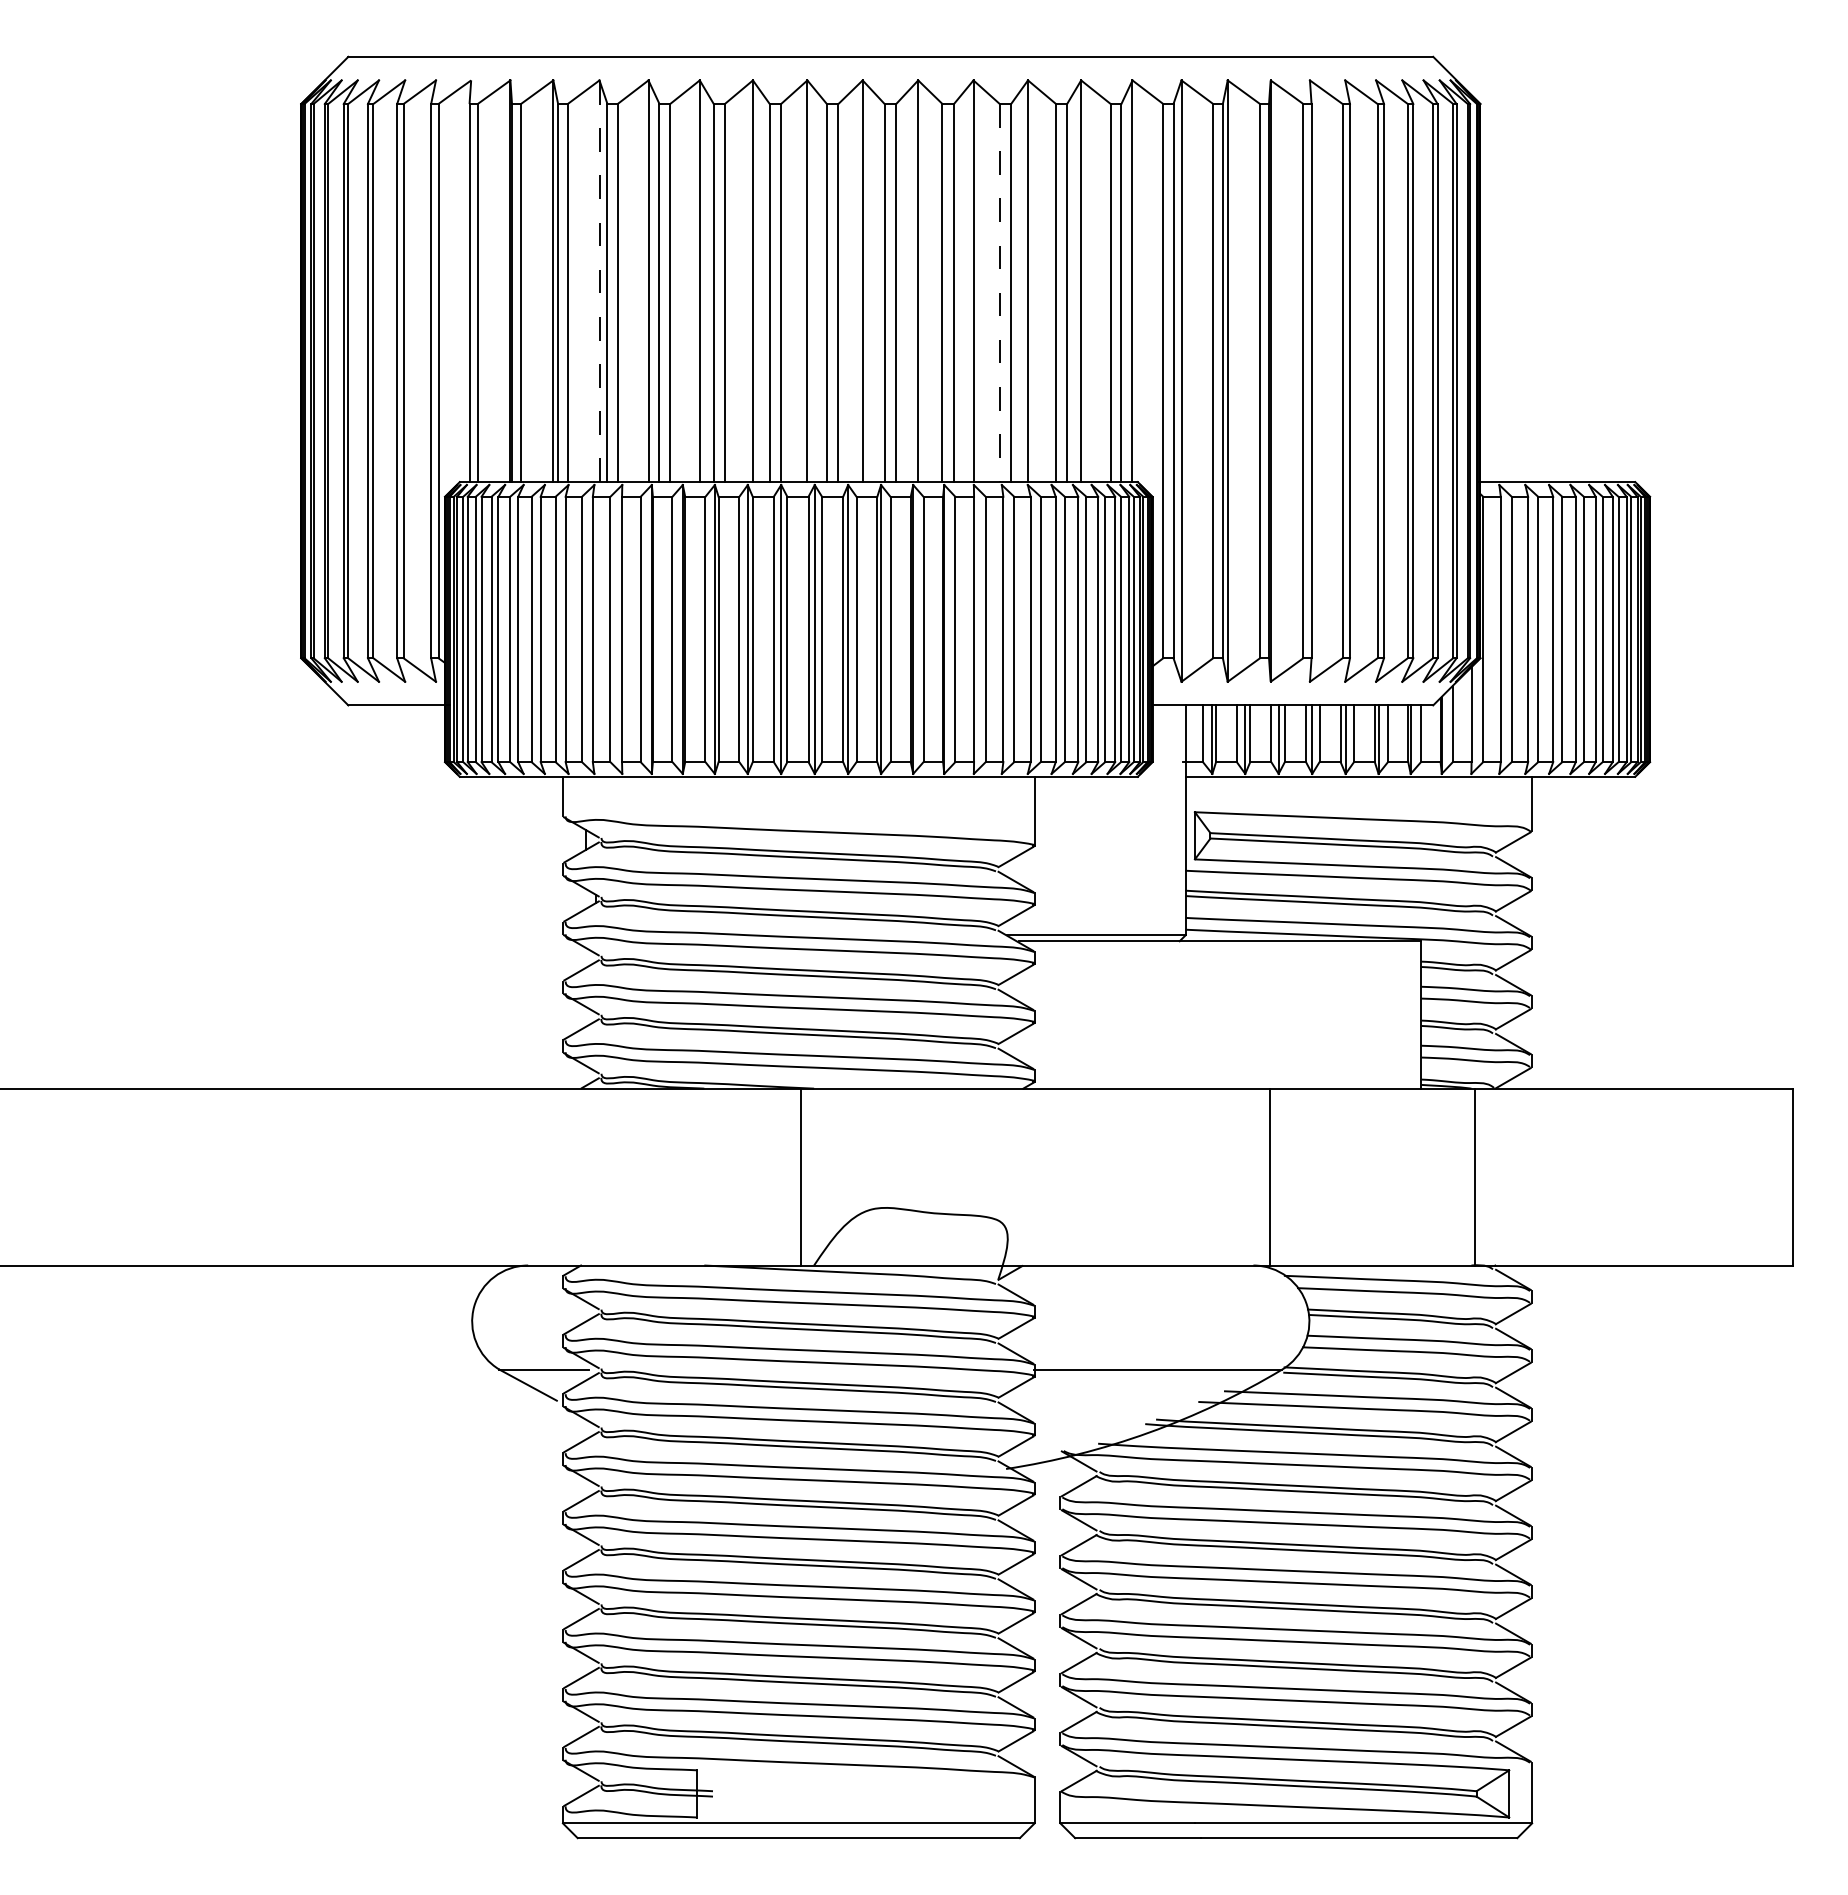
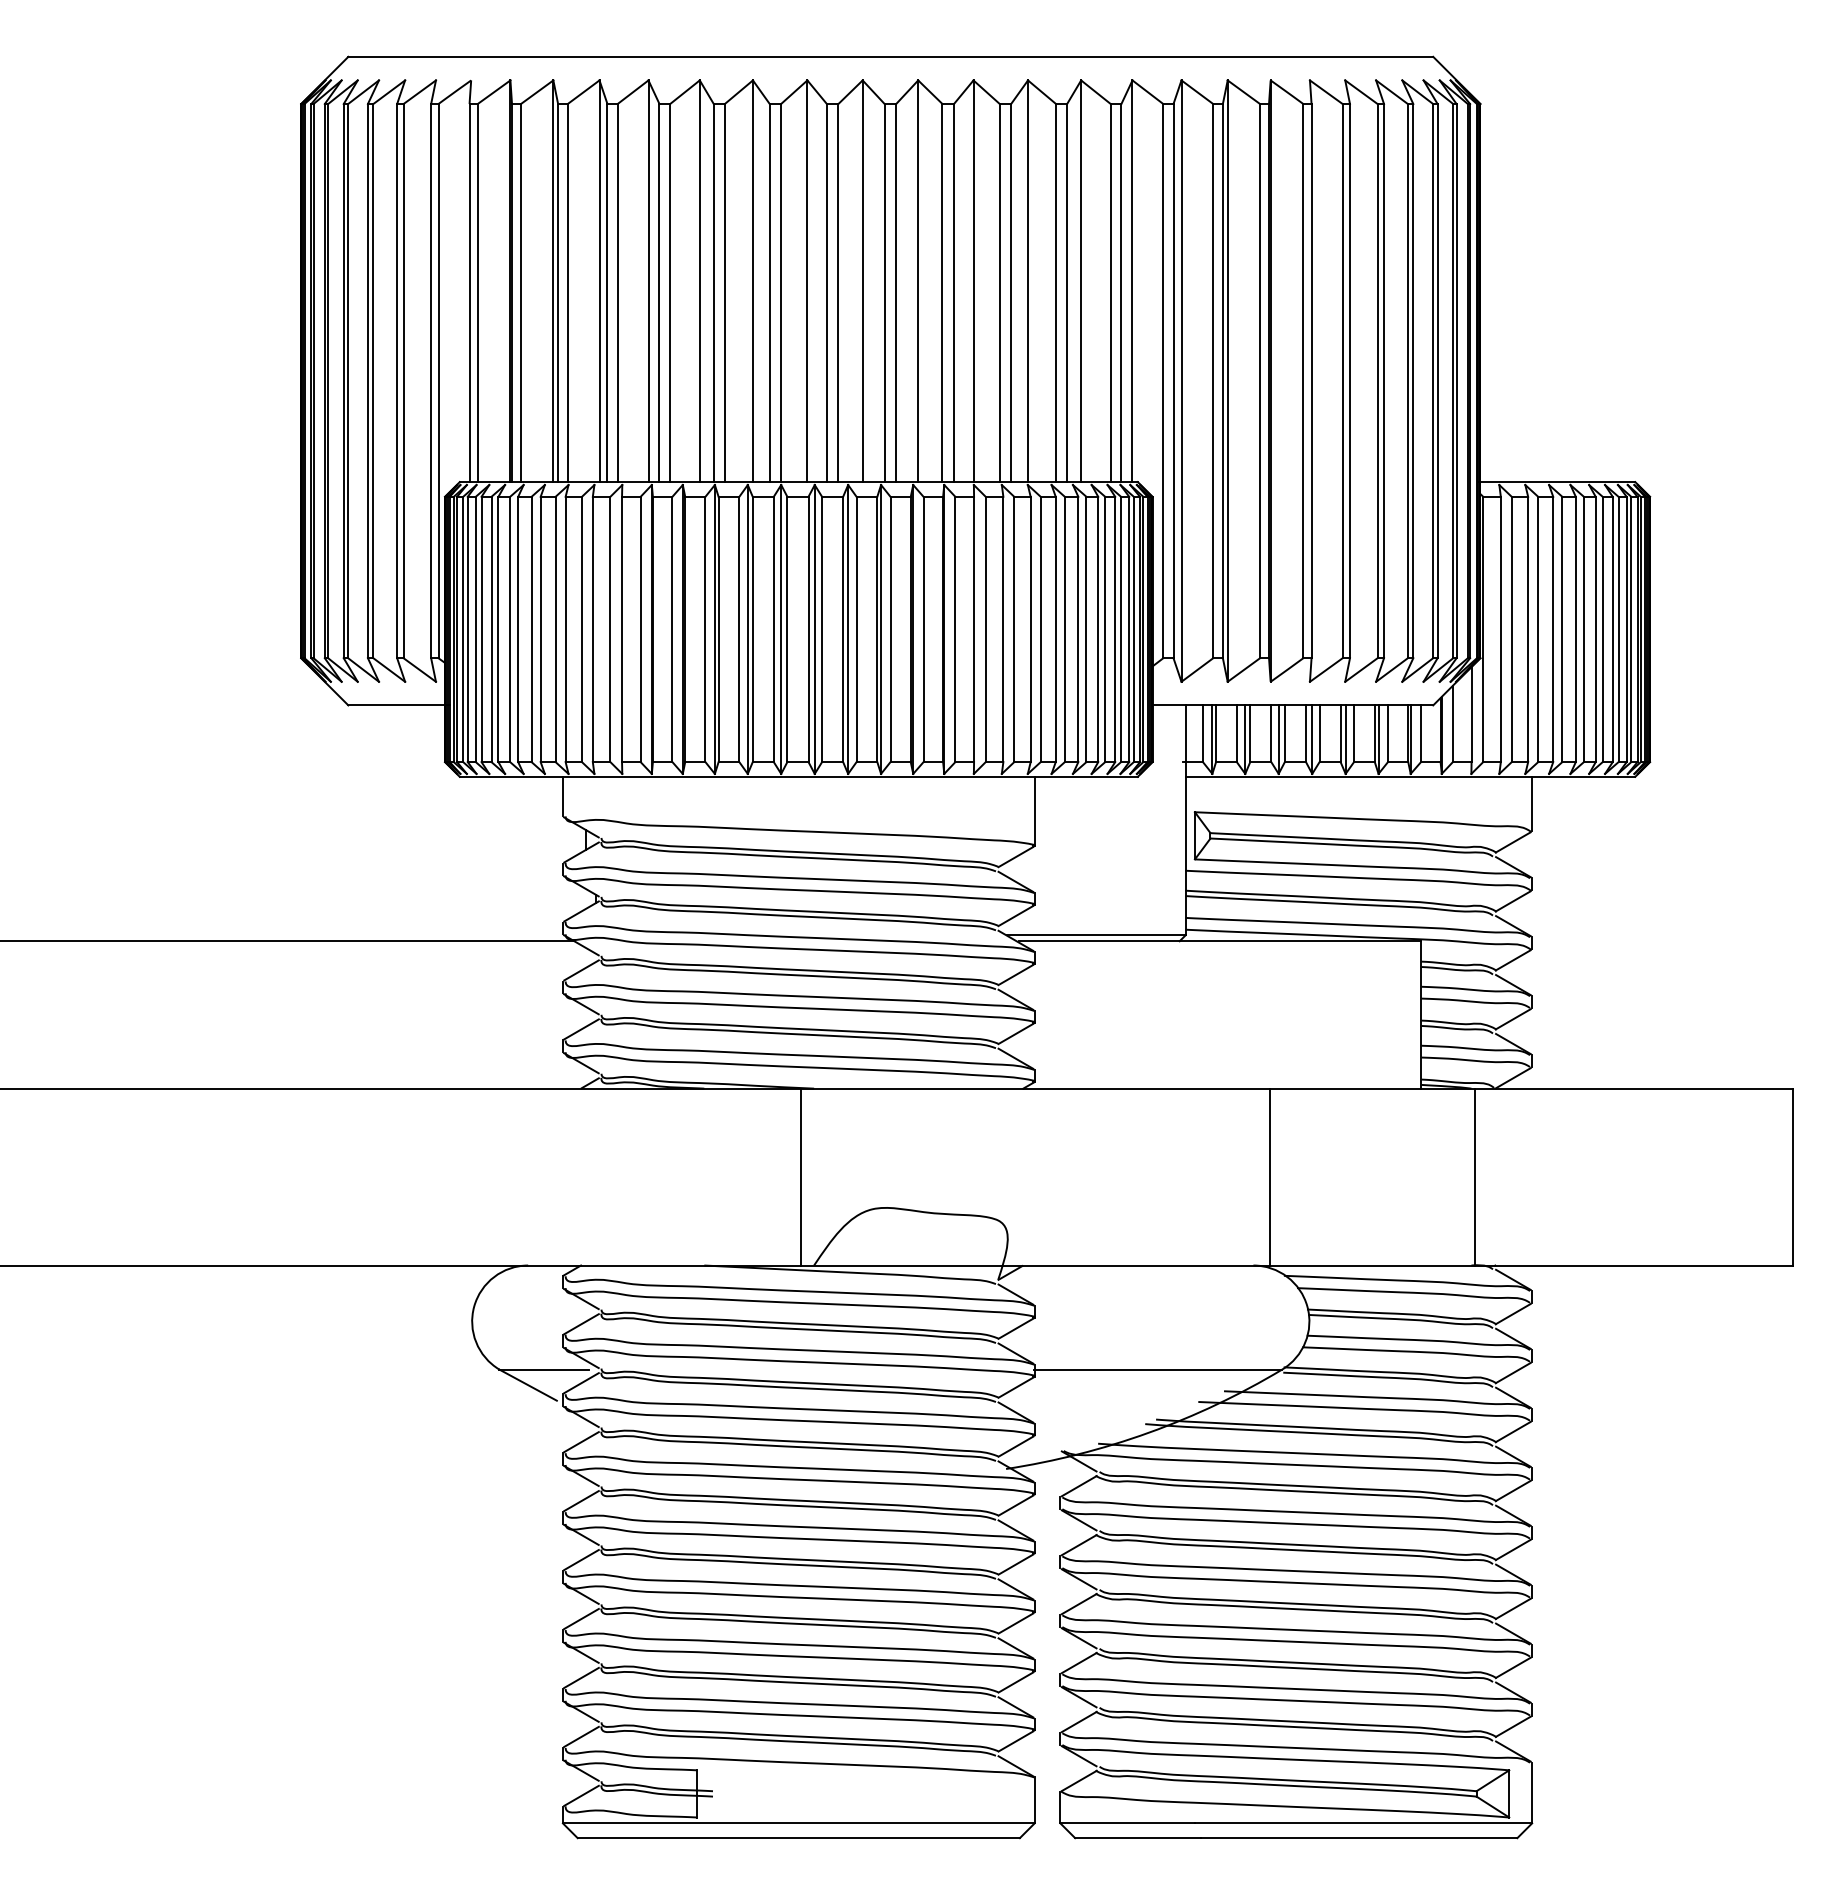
line: dashed -> solid (599, 281)
line: dashed -> solid (999, 293)
line: none -> present (288, 941)
